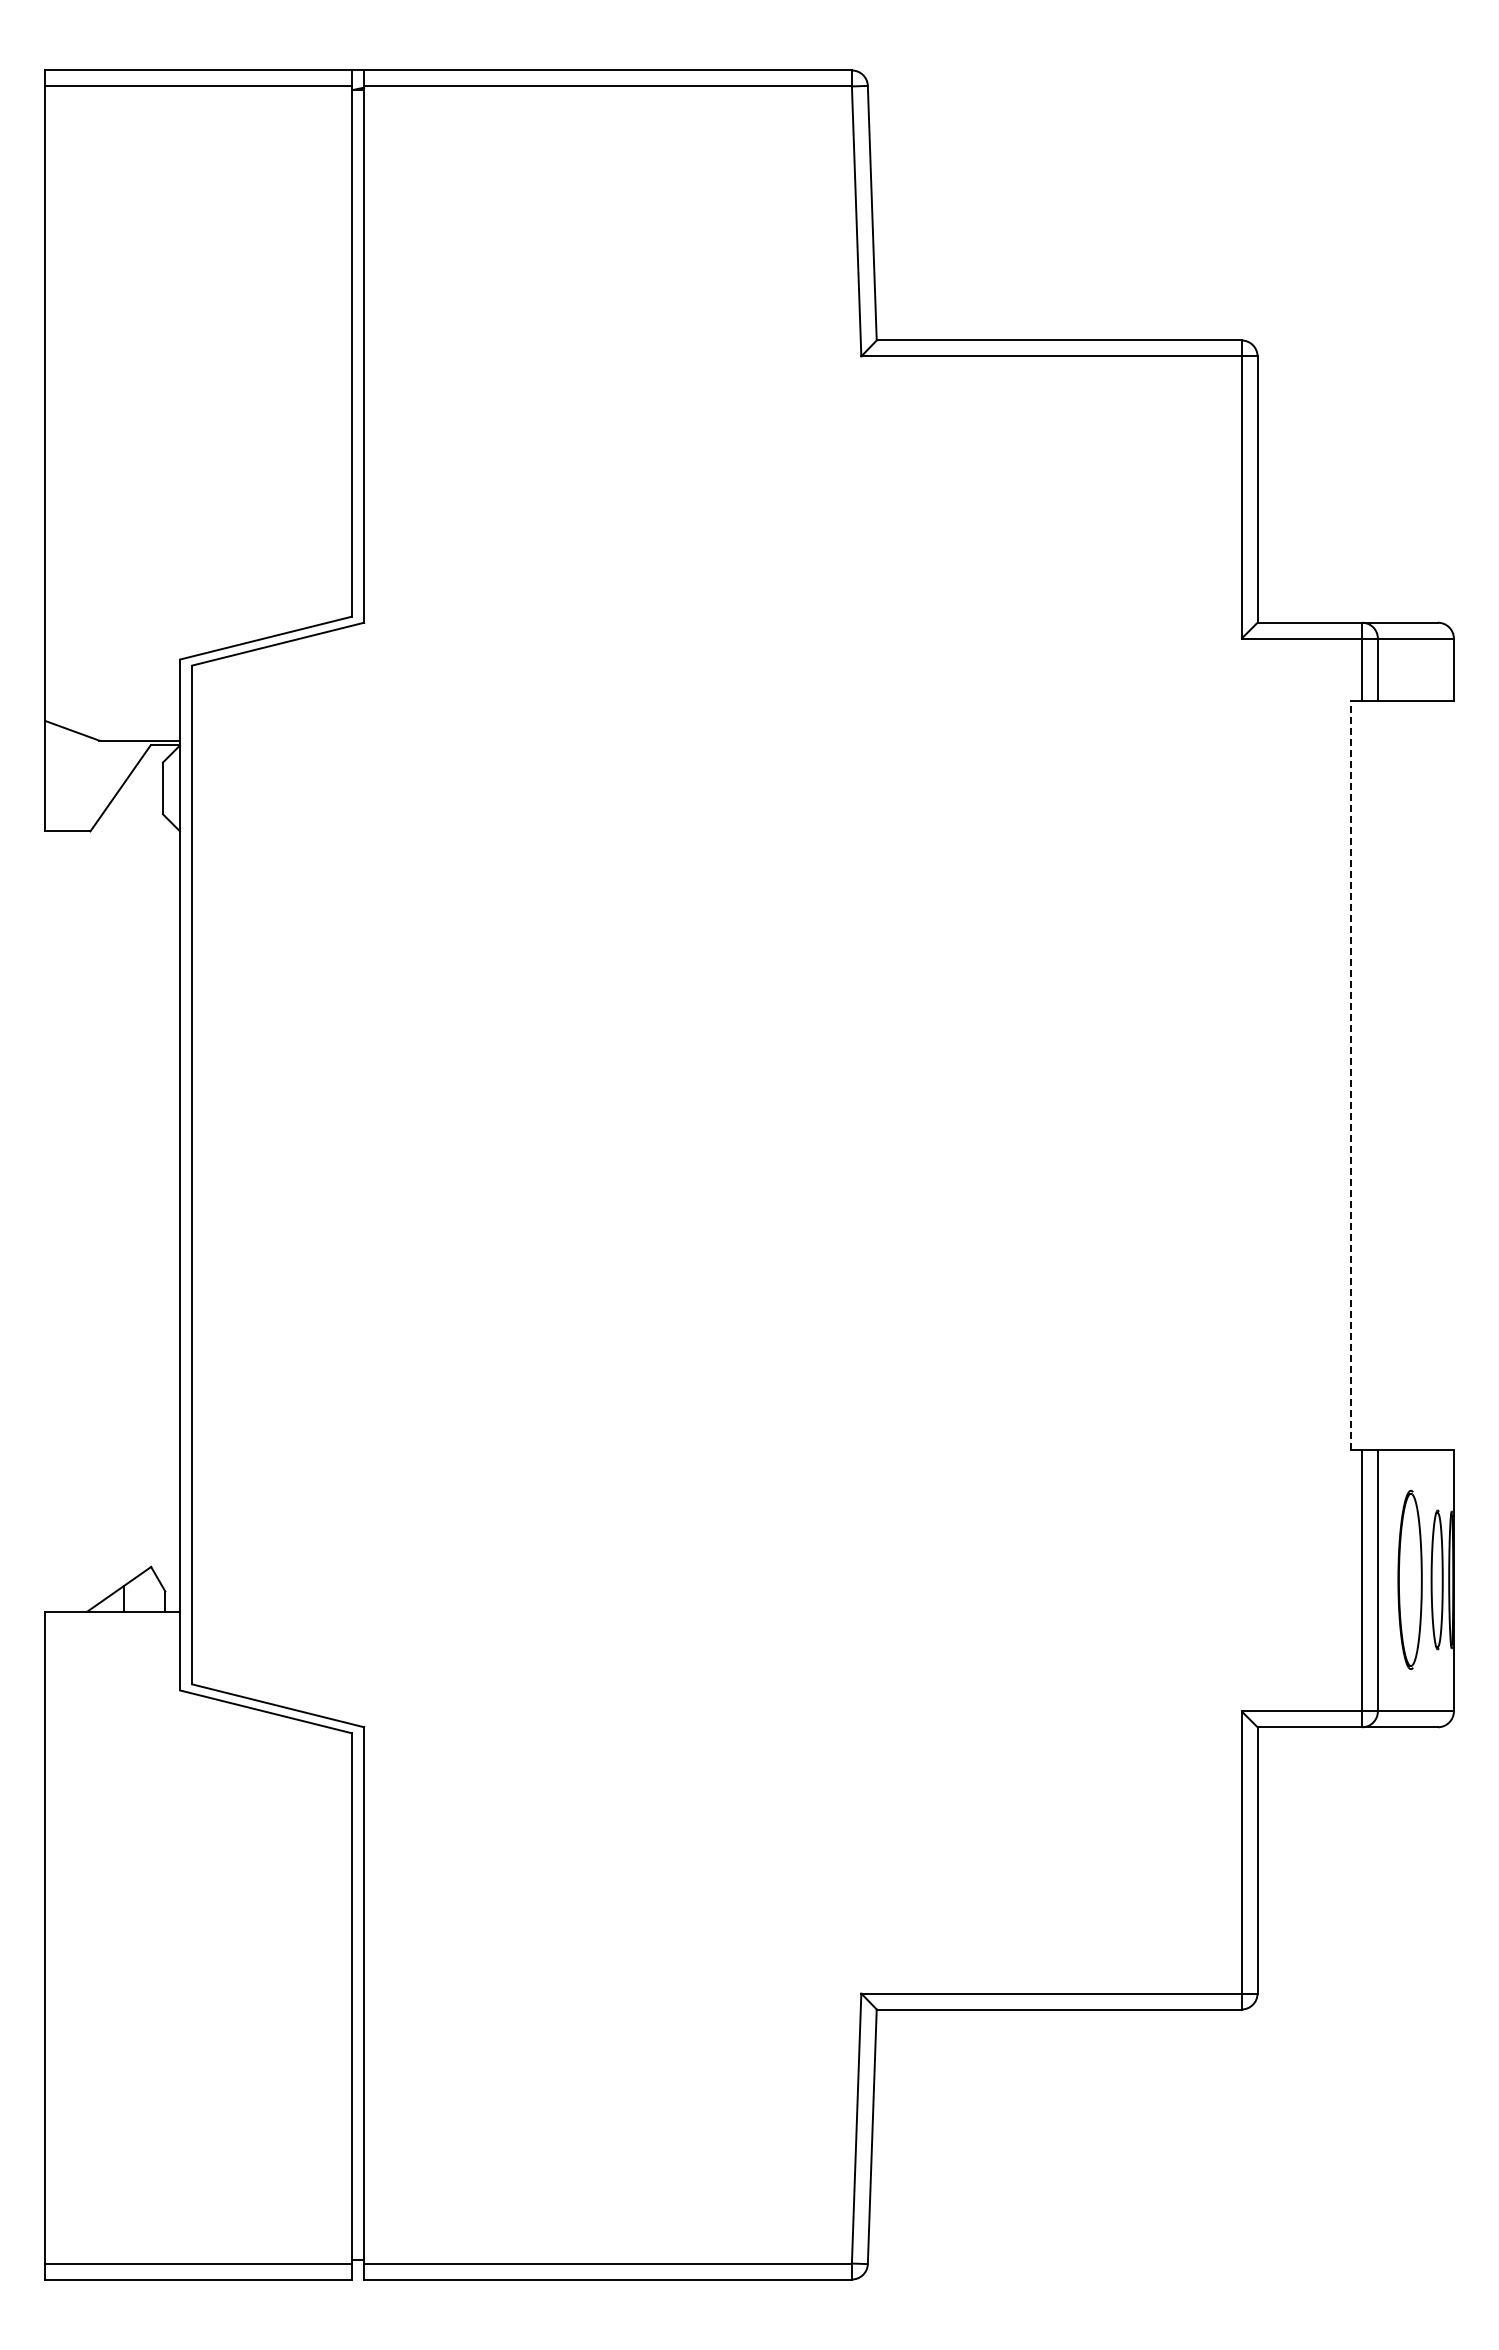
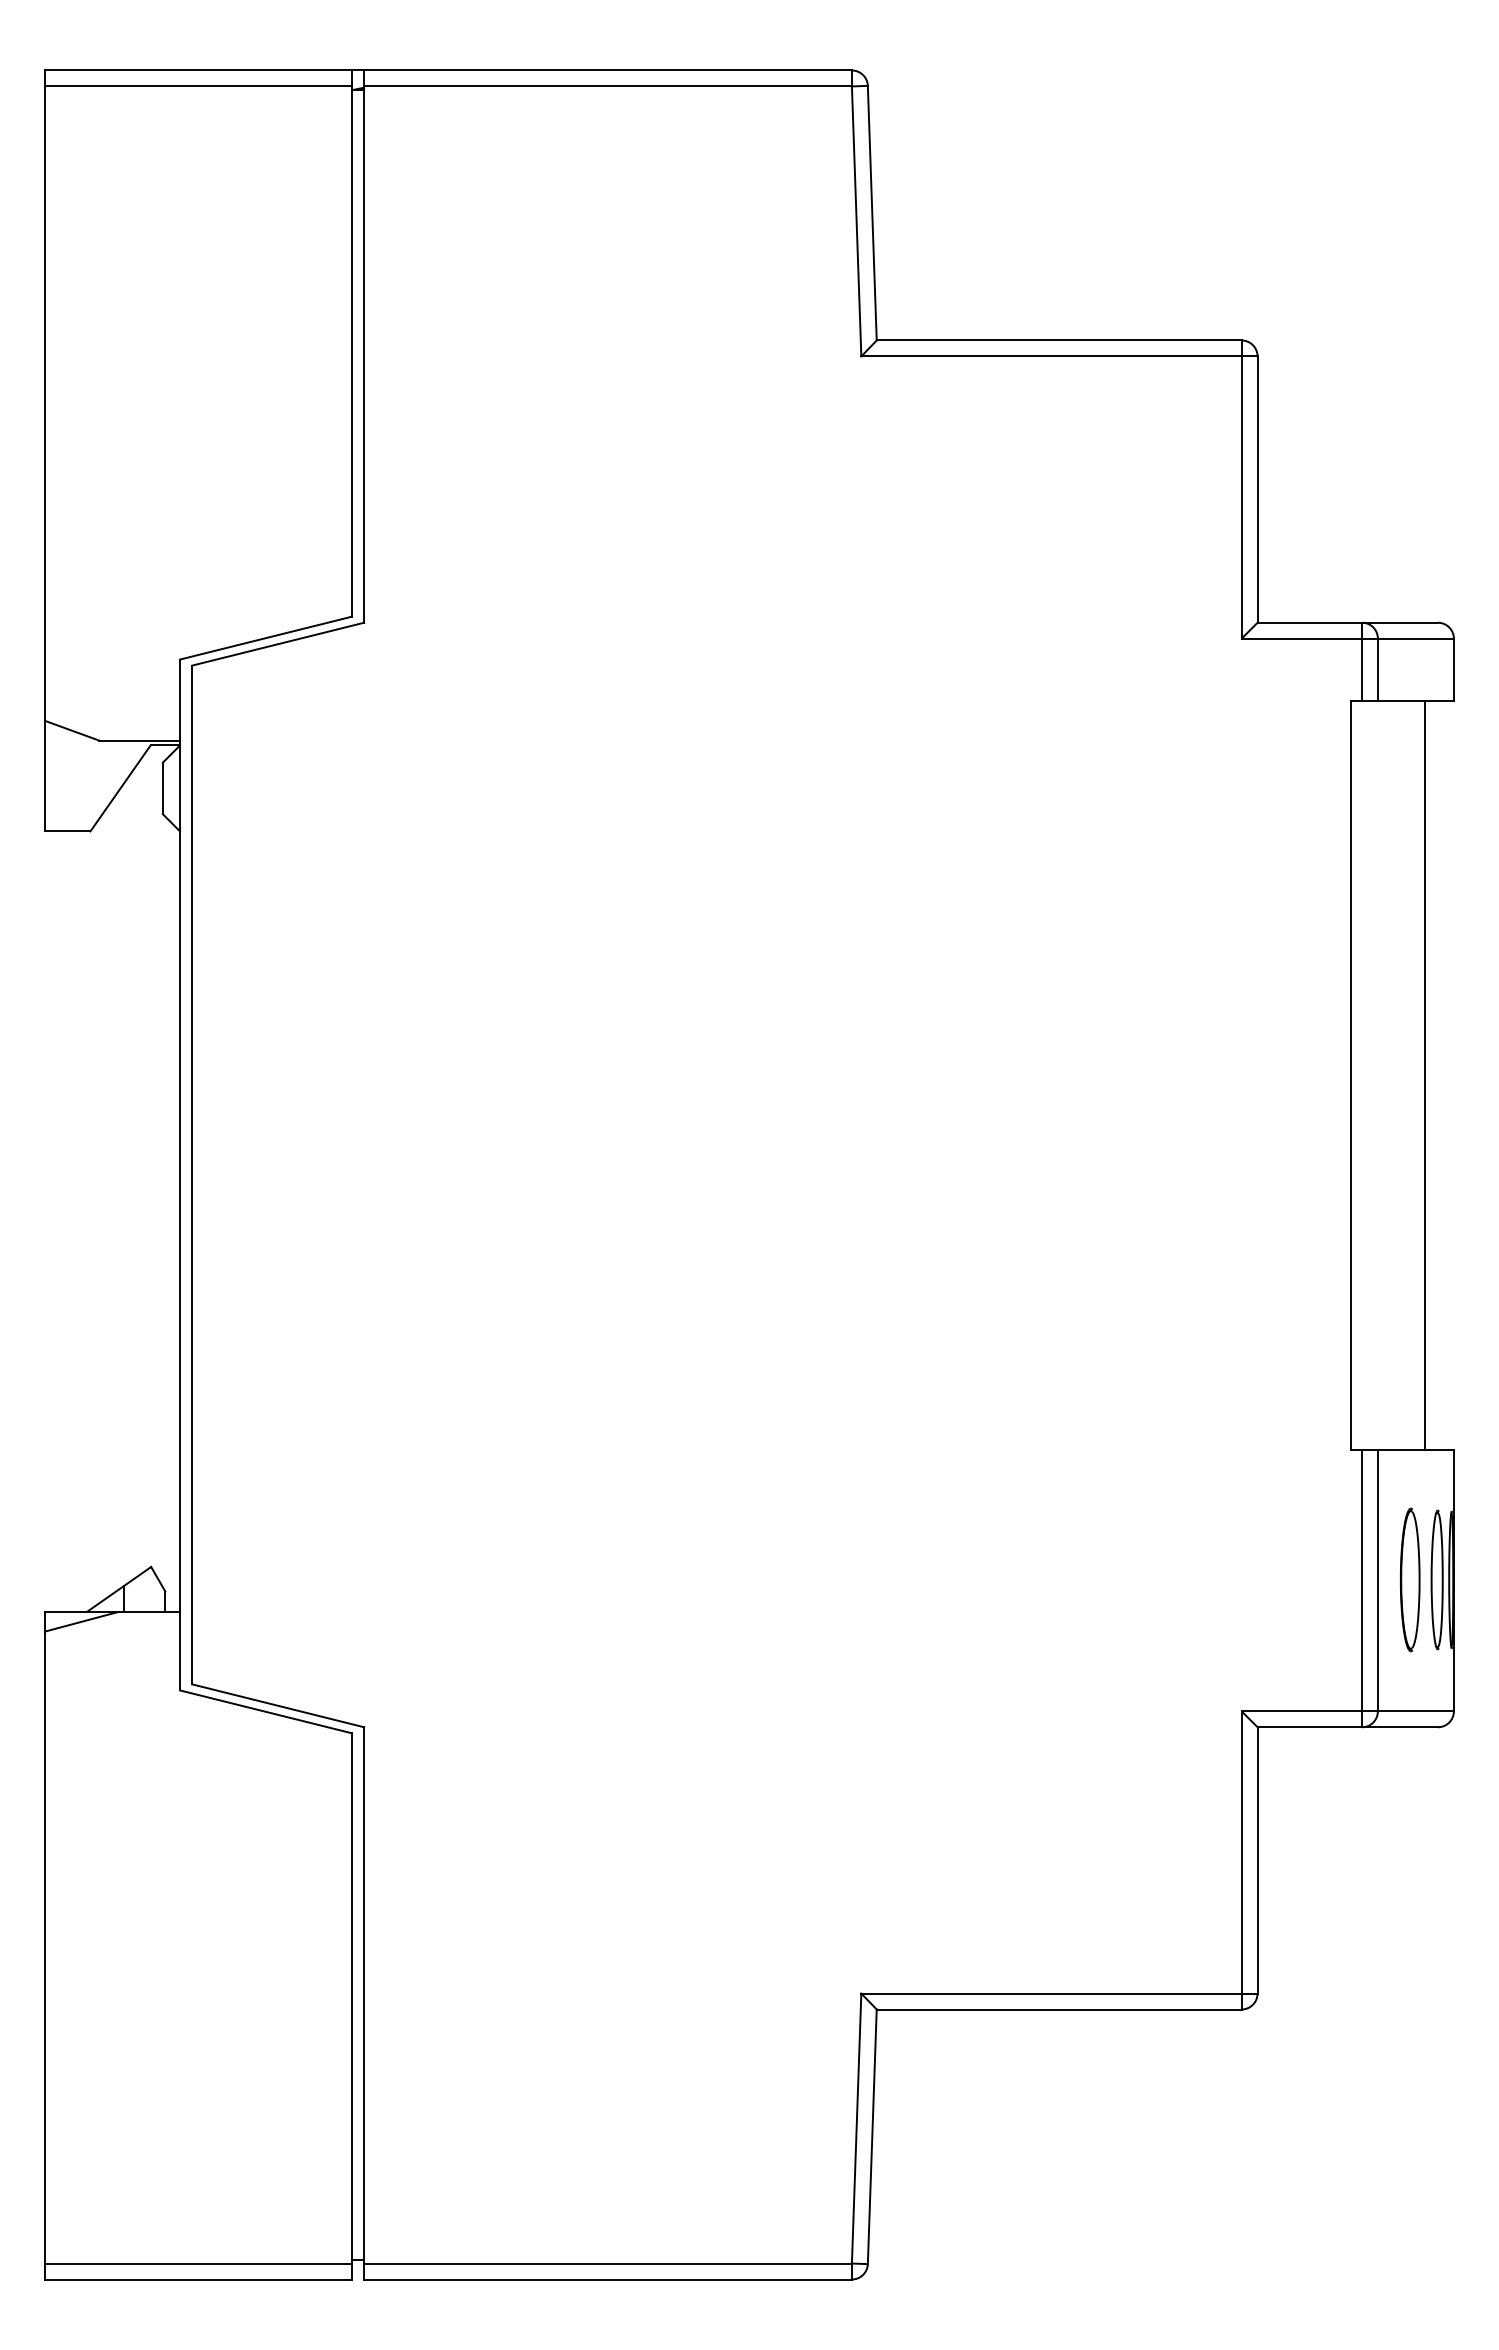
line: dashed -> solid (1350, 1075)
line: none -> present (1425, 1075)
part size: 26x181 px -> 21x146 px (1410, 1579)
line: none -> present (81, 1621)
